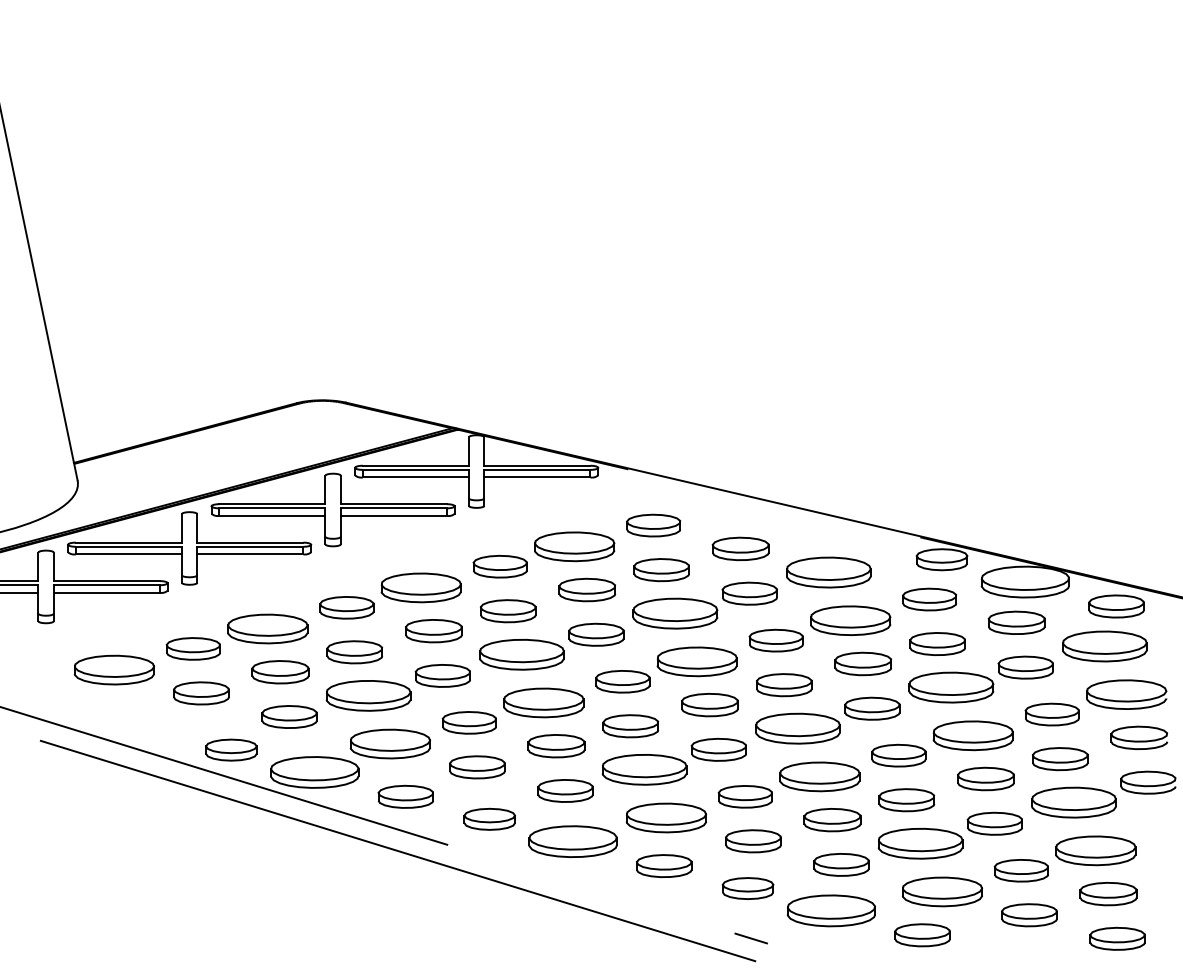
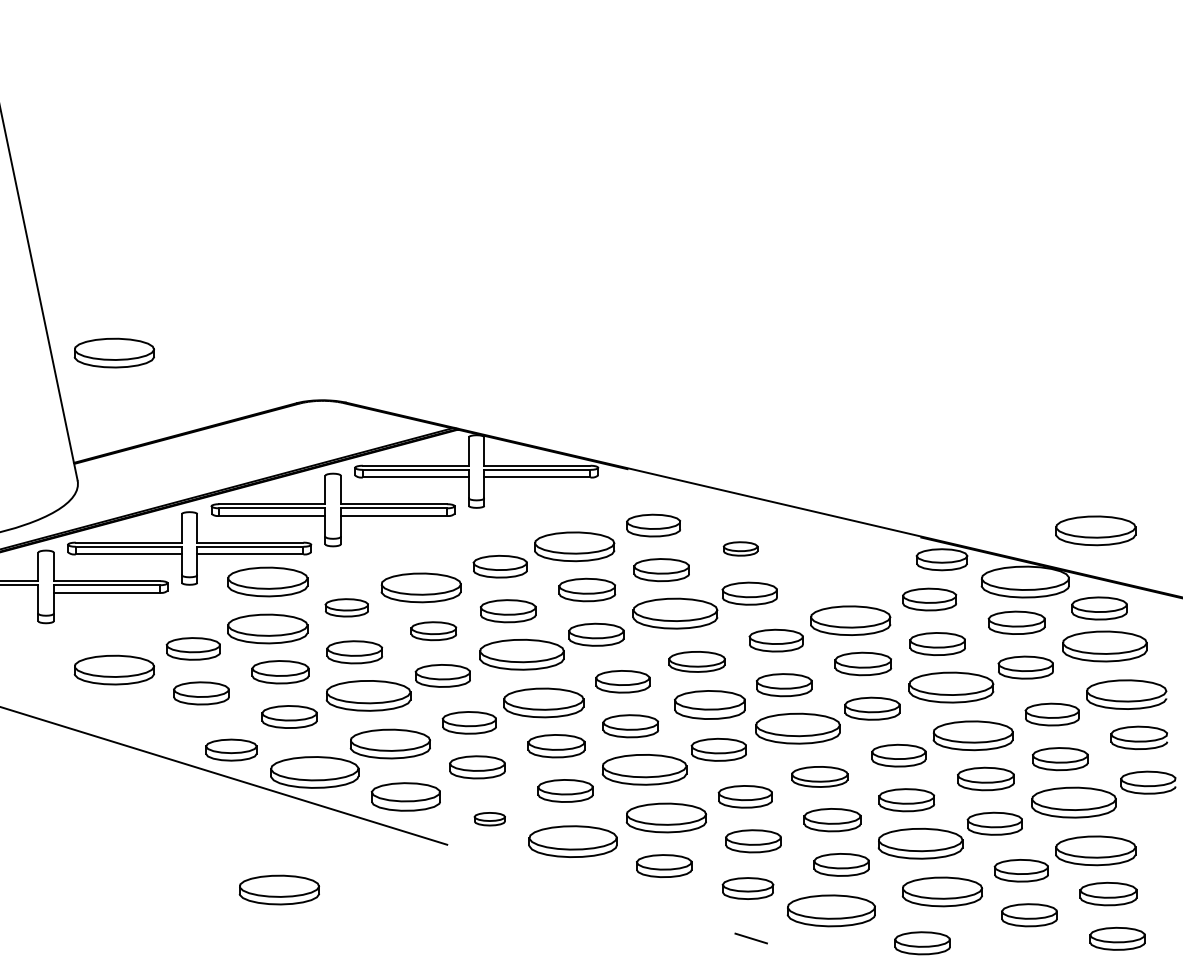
part: none -> present (113, 352)
part: none -> present (1095, 530)
part size: 59x26 px -> 37x16 px (740, 548)
part: present -> none (828, 572)
part: none -> present (267, 581)
line: present -> none (20, 592)
part position: (1116, 606) -> (1099, 608) (1099, 608)
part size: 56x24 px -> 45x20 px (346, 607)
part size: 58x25 px -> 48x21 px (433, 631)
part size: 82x32 px -> 58x22 px (696, 661)
part size: 58x25 px -> 72x30 px (709, 704)
part size: 82x32 px -> 58x22 px (819, 776)
part size: 57x25 px -> 71x30 px (405, 796)
part size: 54x24 px -> 33x15 px (489, 819)
line: present -> none (379, 845)
part: none -> present (278, 889)
part position: (922, 935) -> (922, 943) (922, 943)
